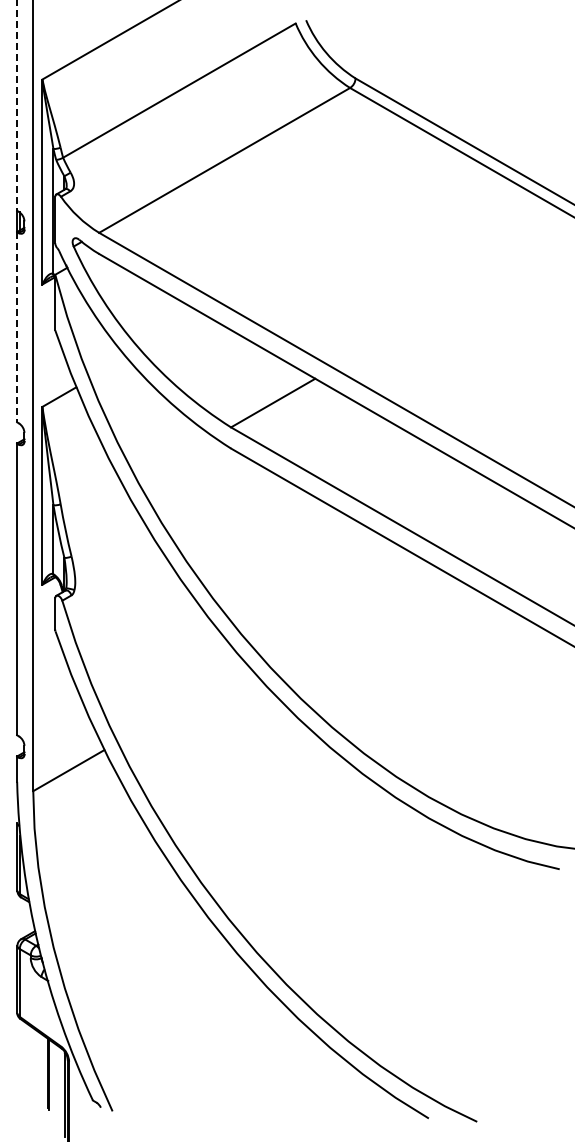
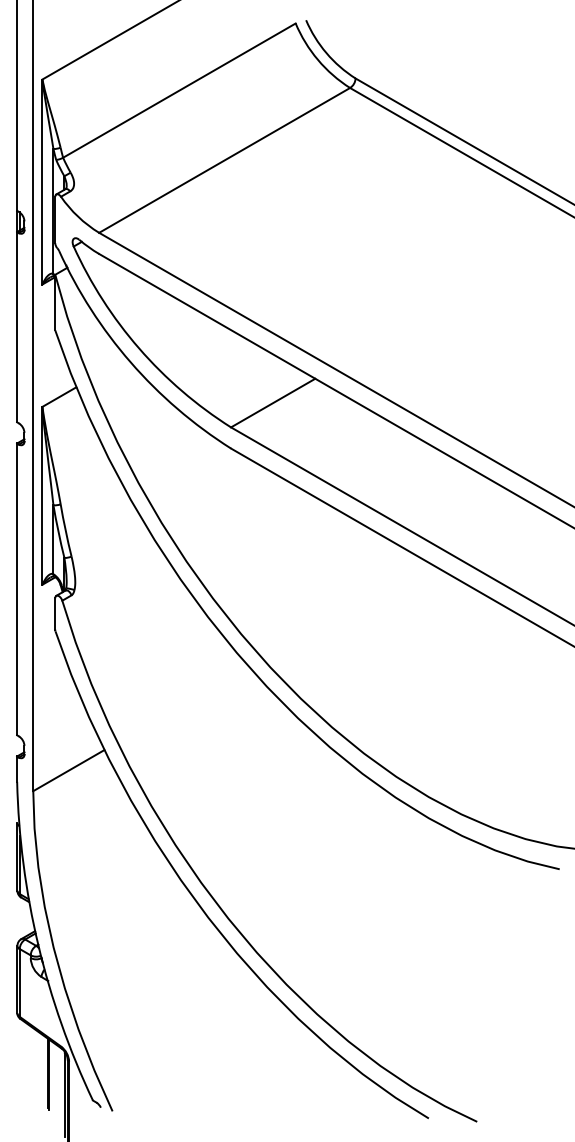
line: dashed -> solid (17, 106)
line: dashed -> solid (17, 327)
